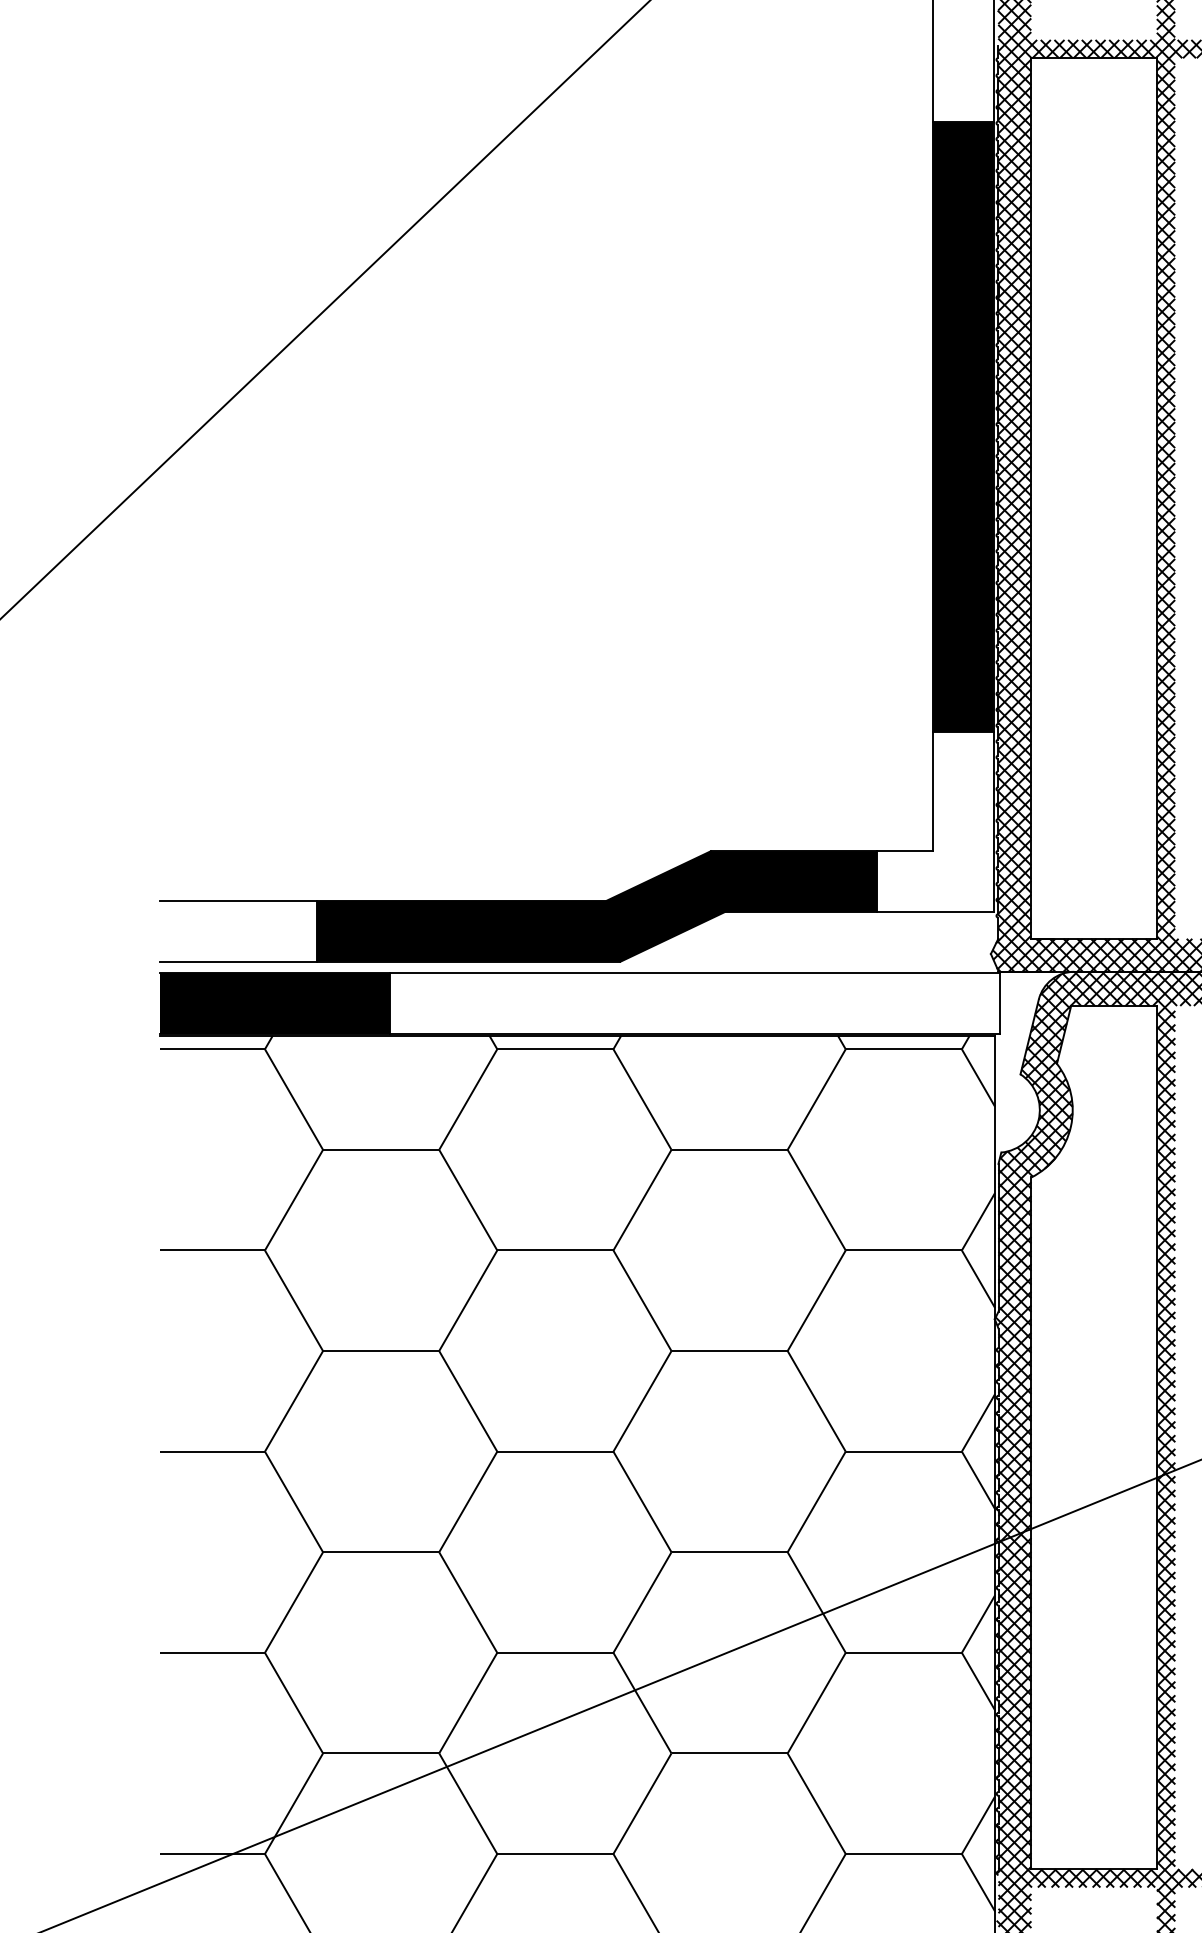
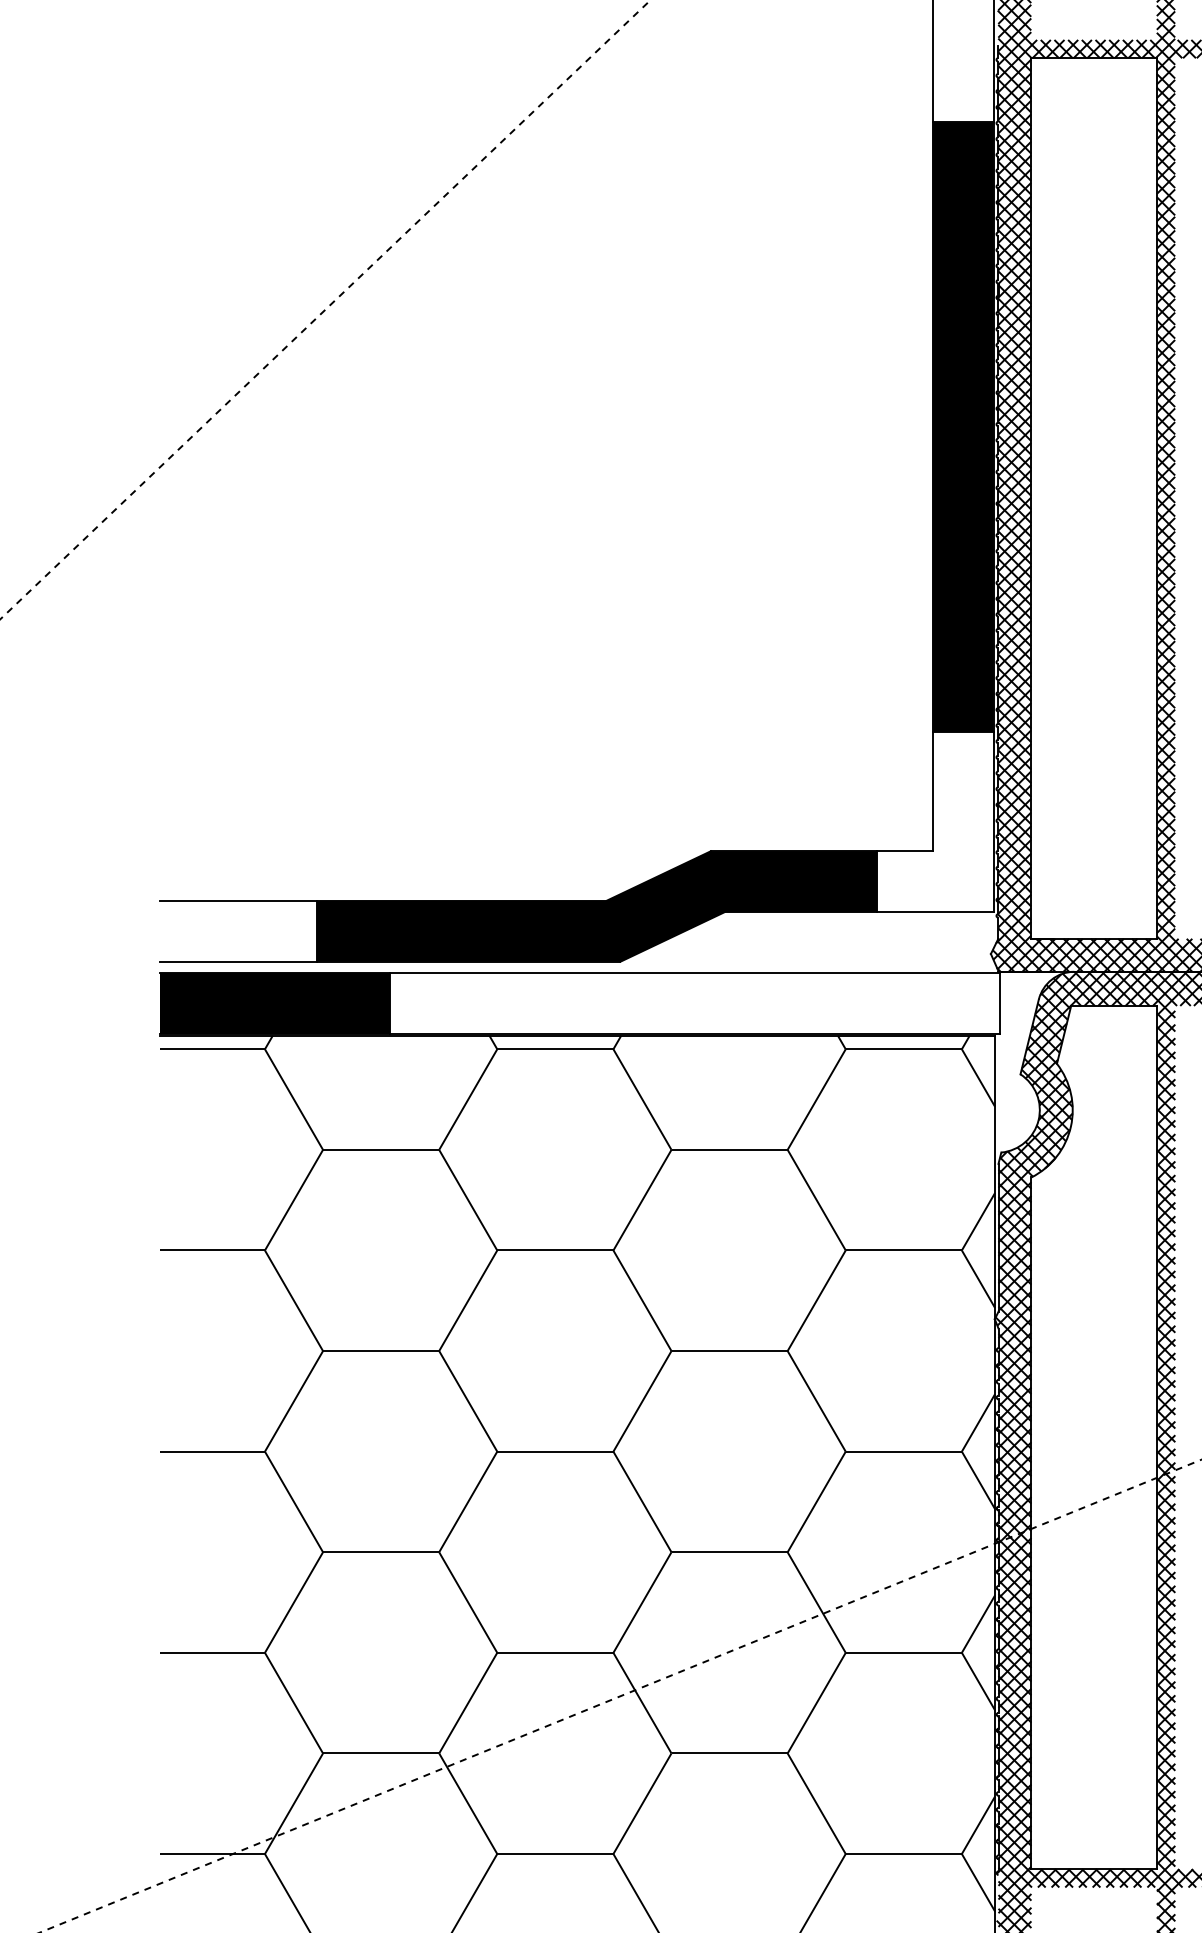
line: solid -> dashed (325, 309)
line: solid -> dashed (620, 1696)
